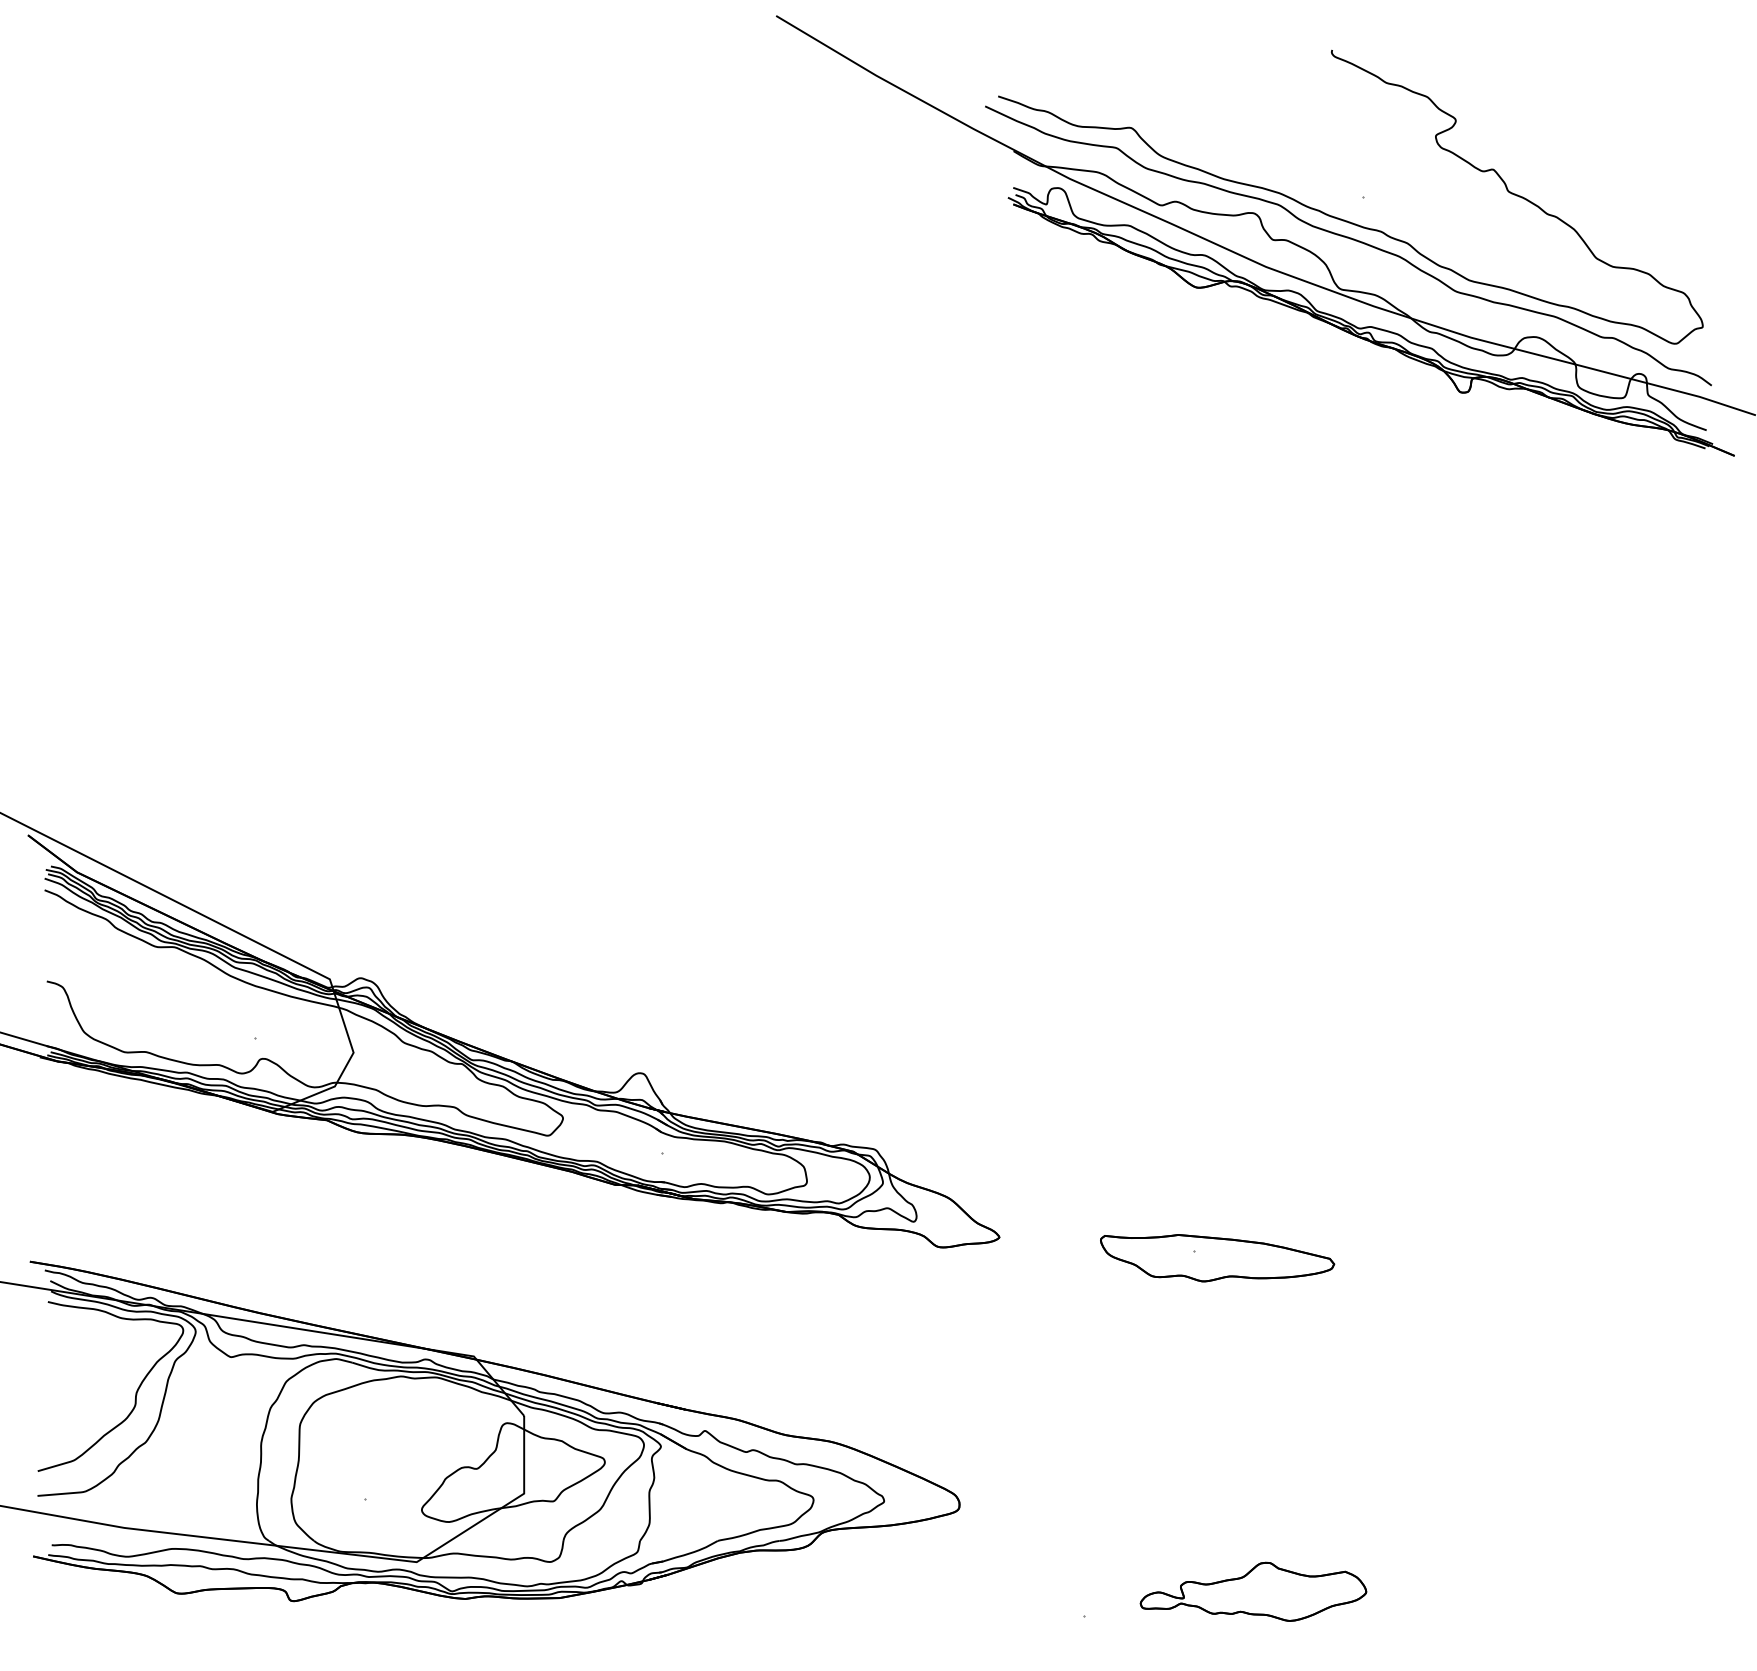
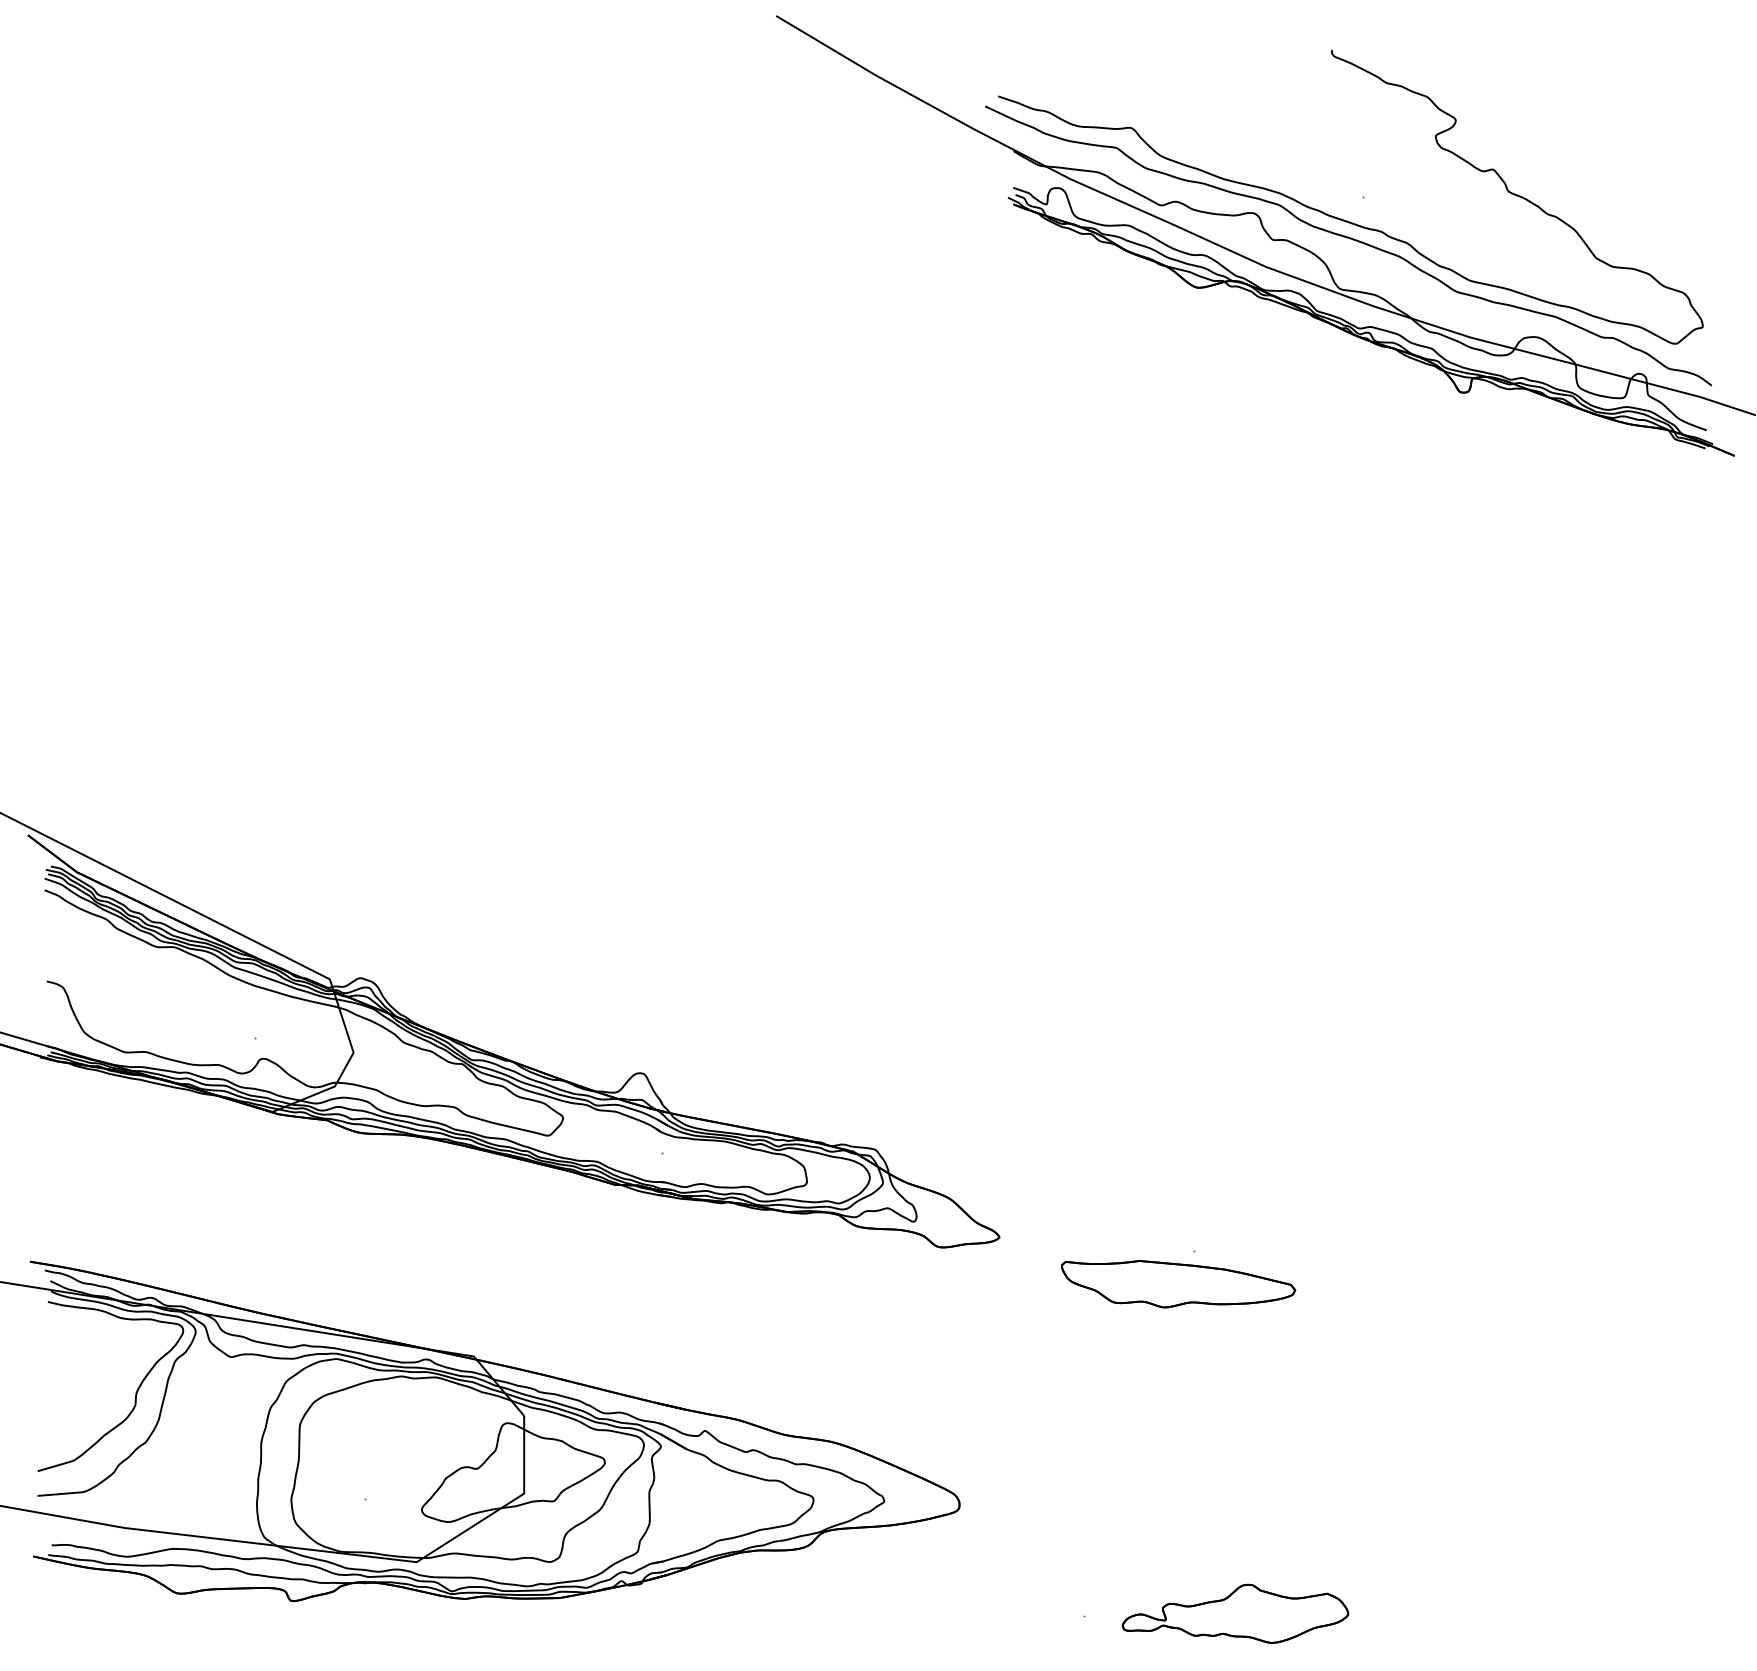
part position: (1217, 1258) -> (1178, 1284) (1178, 1284)
part position: (1253, 1591) -> (1235, 1613) (1235, 1613)
